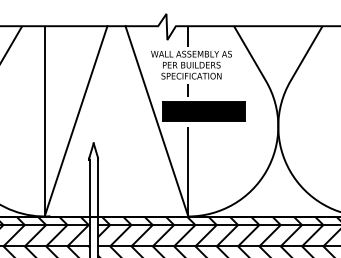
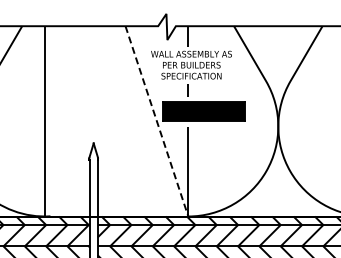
line: present -> none (75, 121)
line: solid -> dashed (157, 121)
